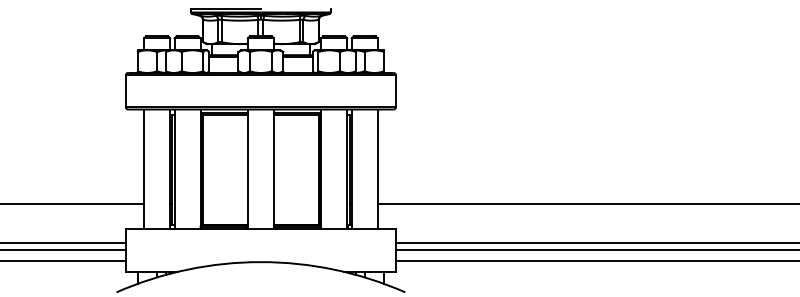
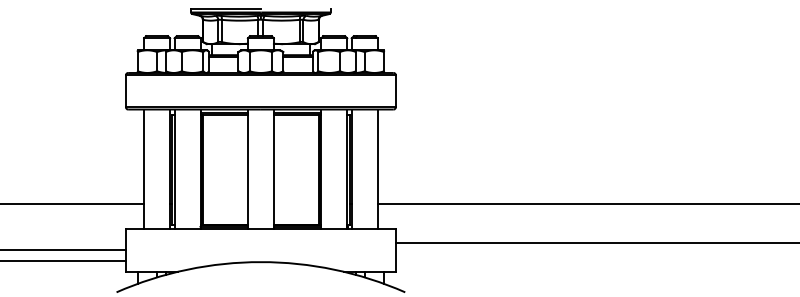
line: present -> none (64, 243)
line: present -> none (595, 249)
line: present -> none (595, 261)
